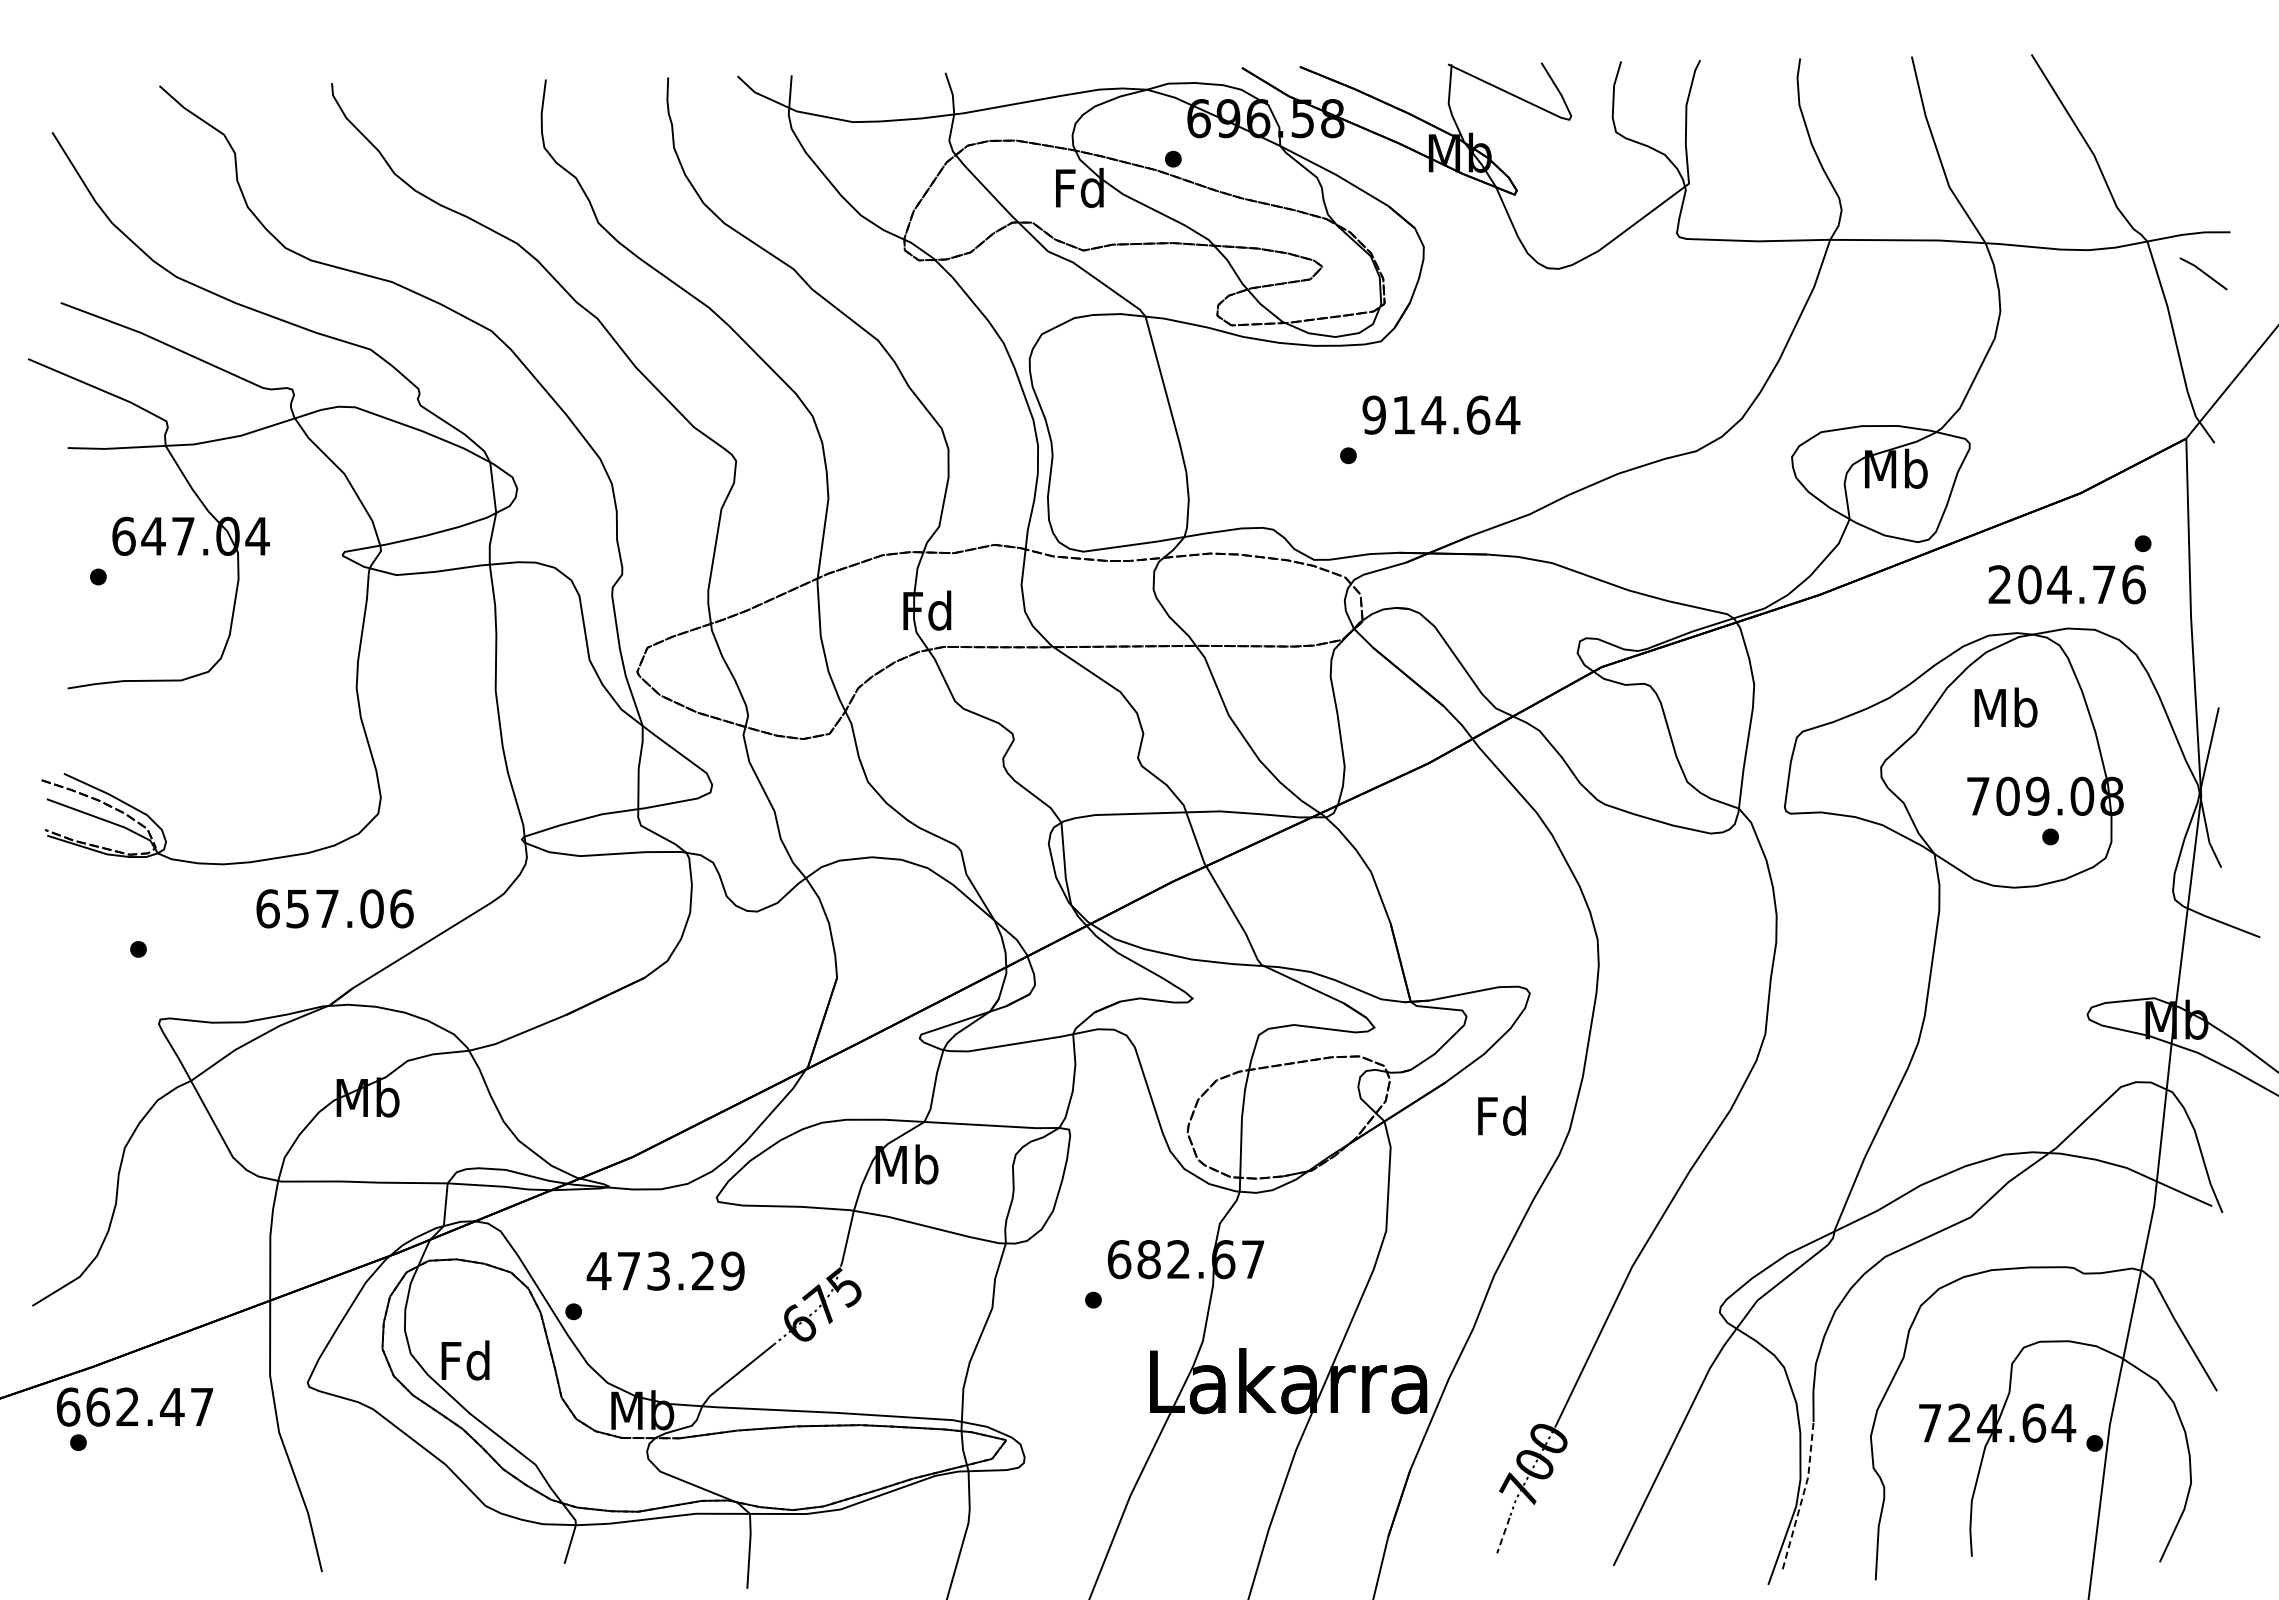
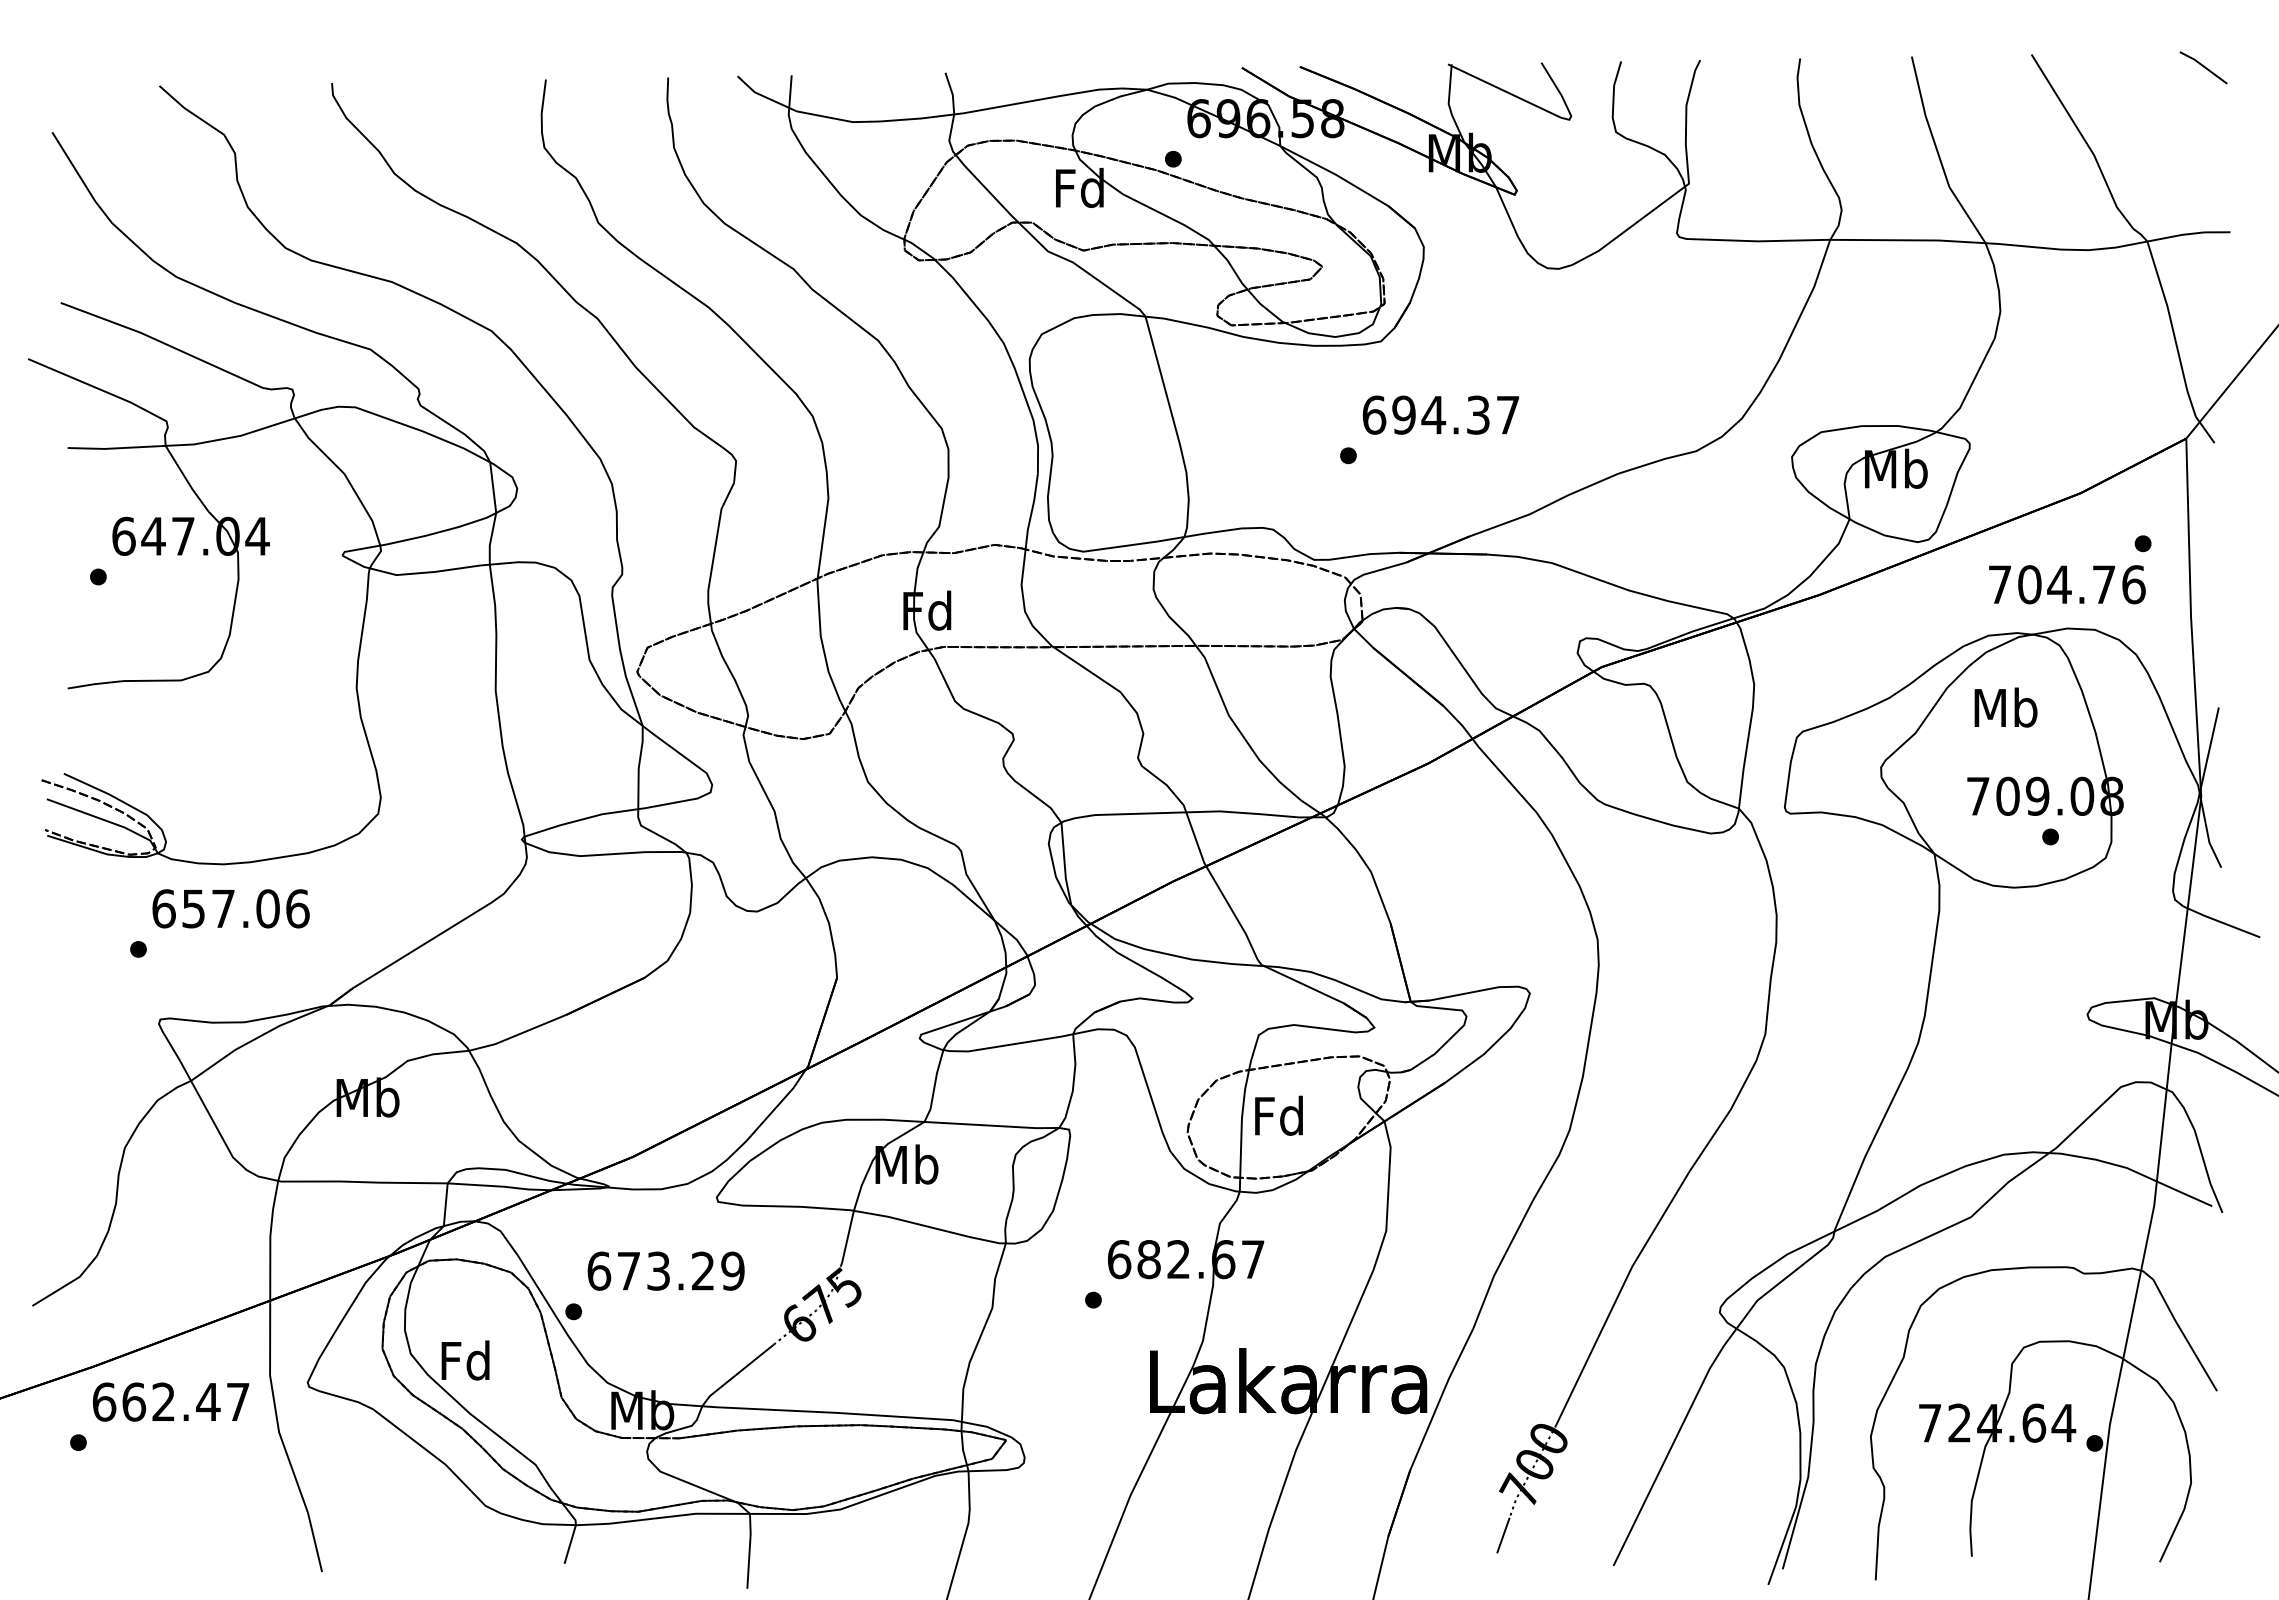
line position: (2203, 273) -> (2203, 67) (2203, 67)
text: 914.64 -> 694.37 (1441, 414)
text: 204.76 -> 704.76 (1999, 584)
text position: (334, 908) -> (230, 908) (230, 908)
text position: (1501, 1115) -> (1278, 1115) (1278, 1115)
text: 473.29 -> 673.29 (598, 1270)
text position: (135, 1406) -> (171, 1401) (171, 1401)
line: dashed -> solid (1803, 1495)
line: dashed -> solid (1503, 1535)
